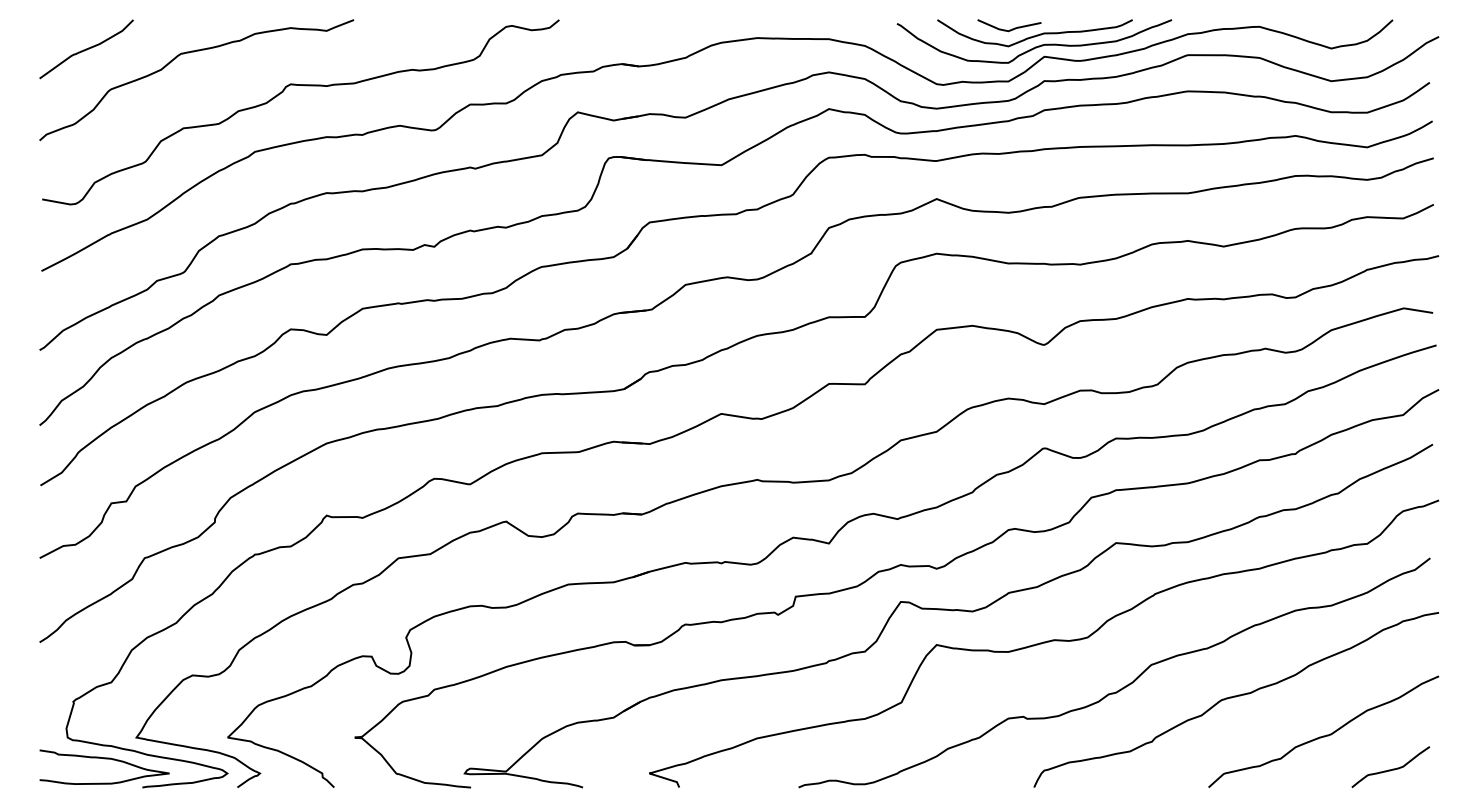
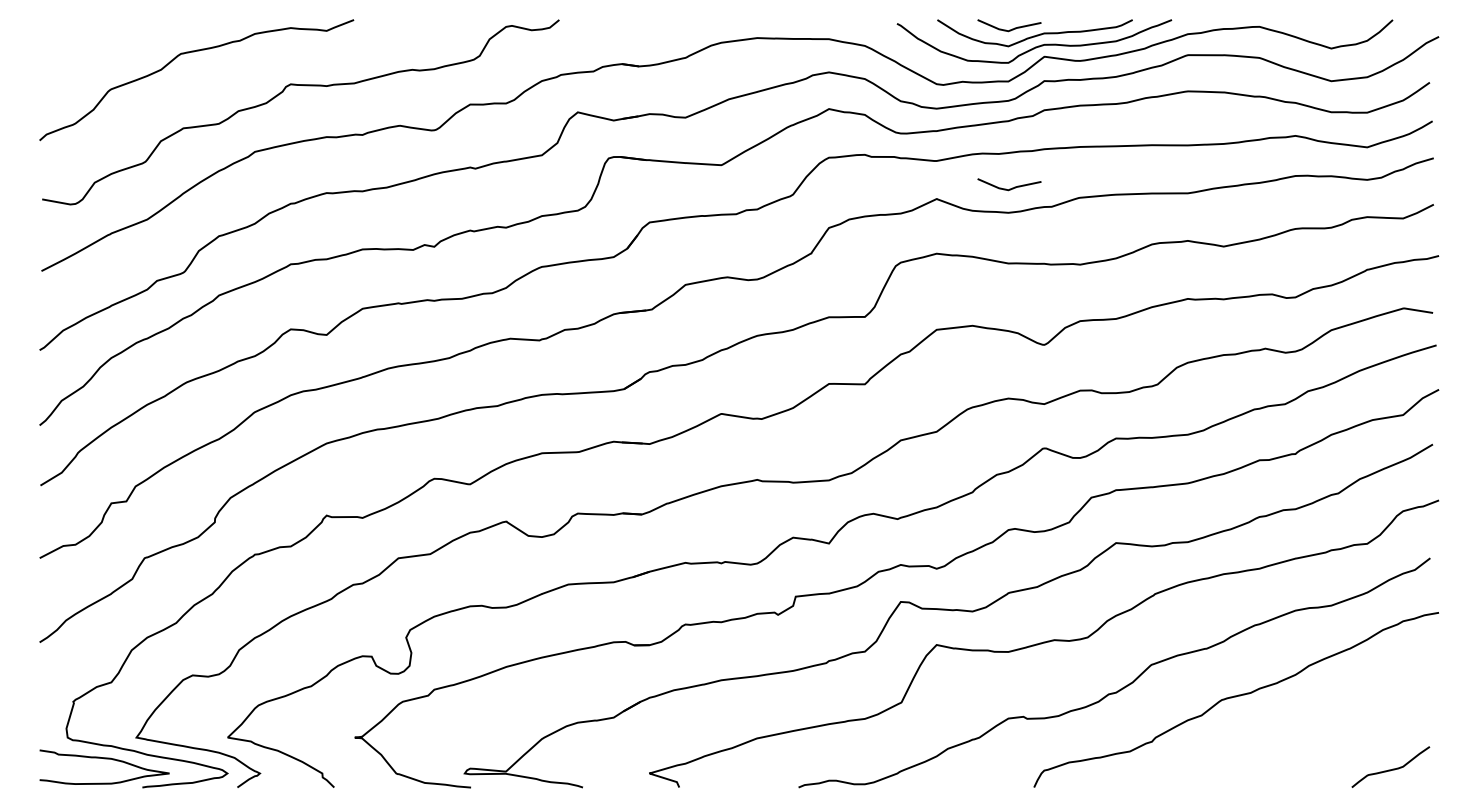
curve: present -> none (86, 49)
line: none -> present (1009, 188)
curve: present -> none (1323, 735)
